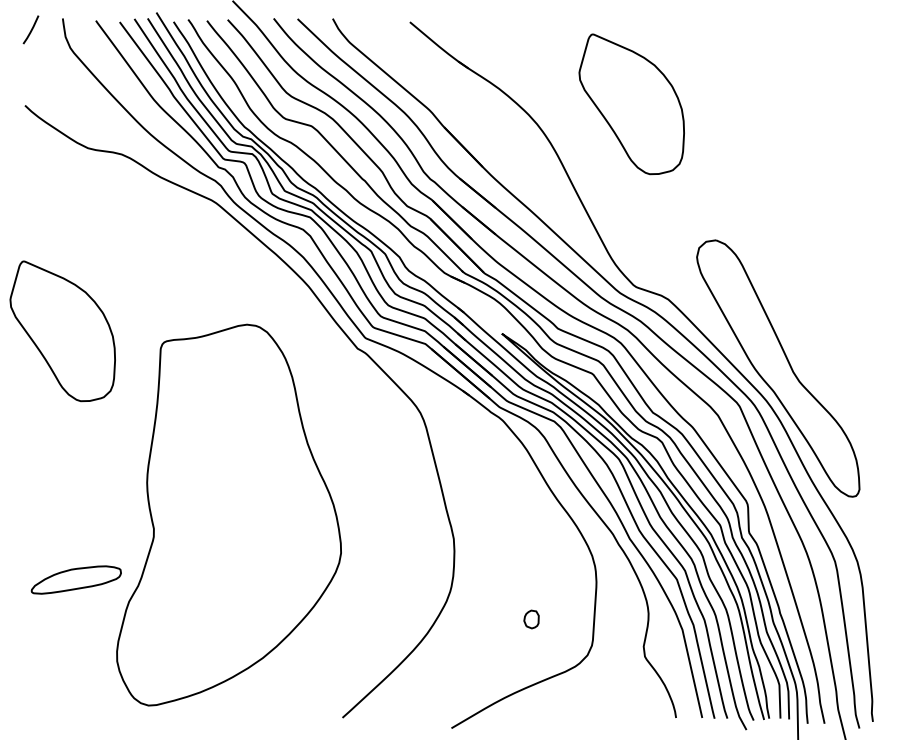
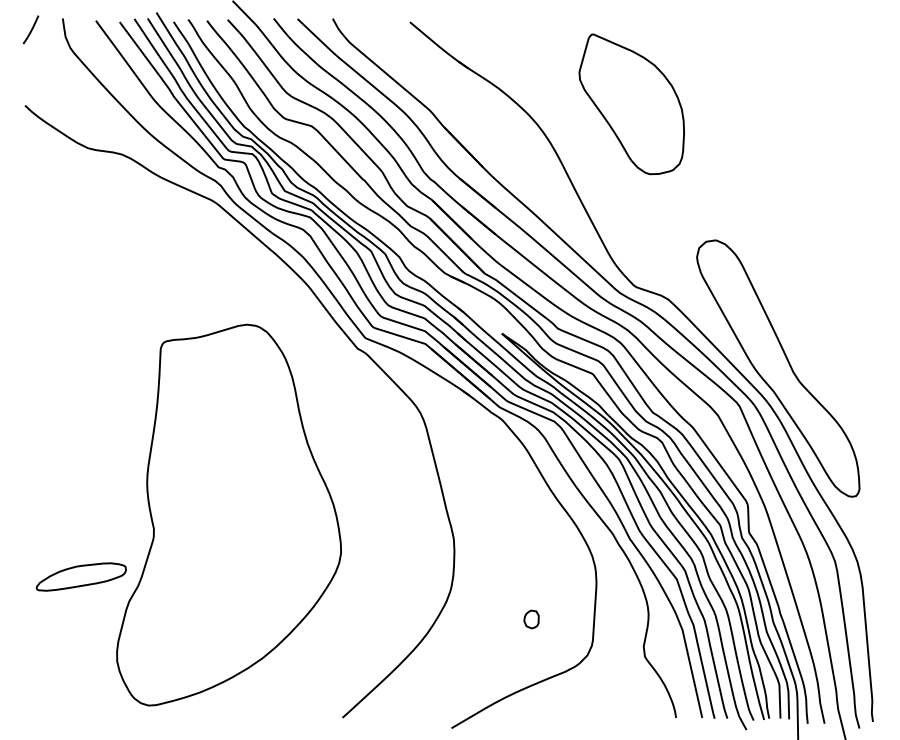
part: present -> none (62, 331)
part position: (75, 579) -> (80, 576) (80, 576)
